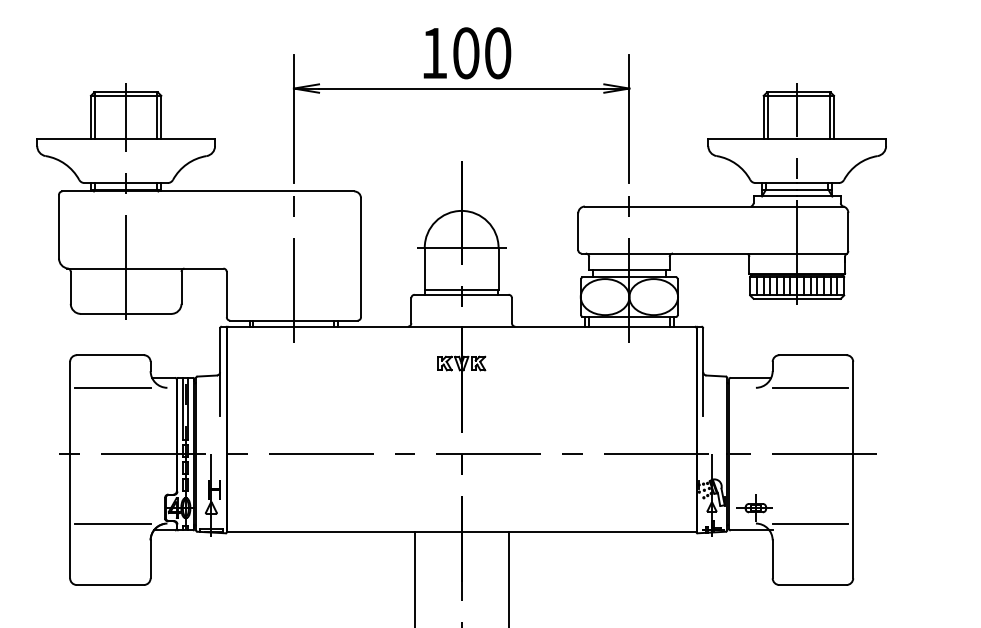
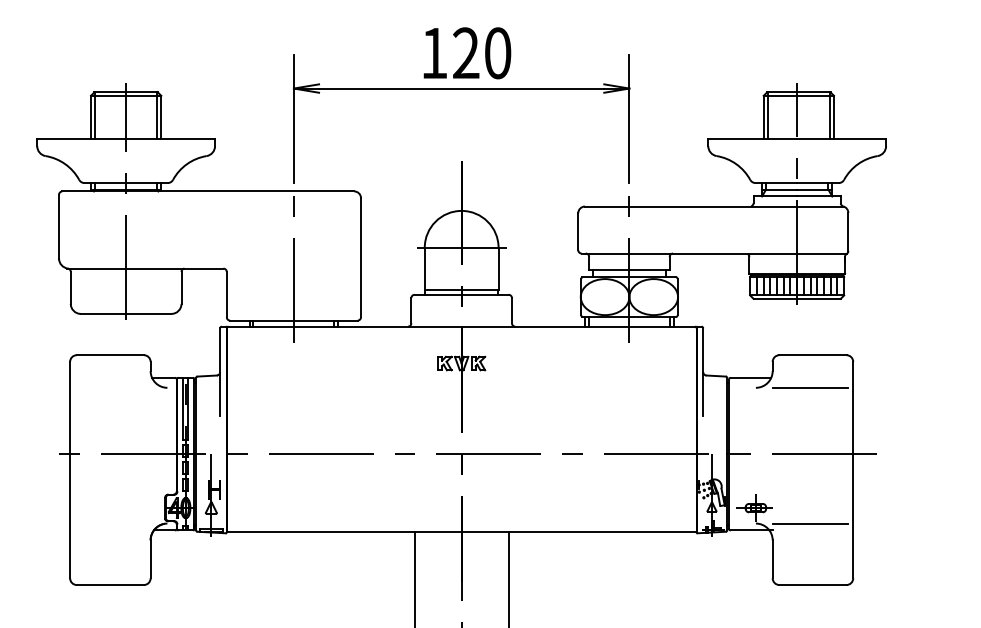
text: 100 -> 120 (466, 53)
line: present -> none (112, 387)
line: present -> none (112, 523)
